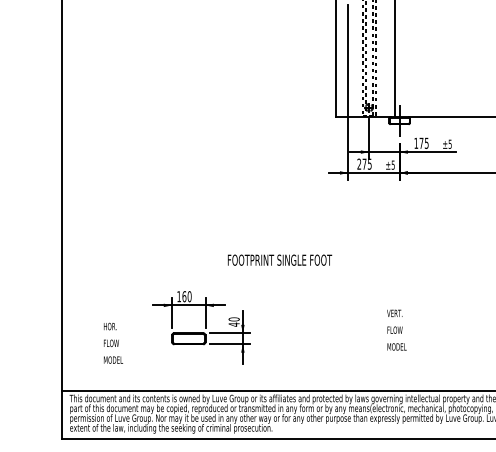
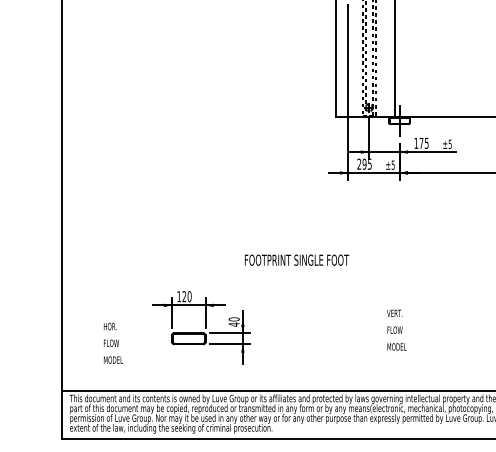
text: 275 -> 295 (364, 163)
text position: (280, 259) -> (297, 259) (297, 259)
text: 160 -> 120 (184, 296)
